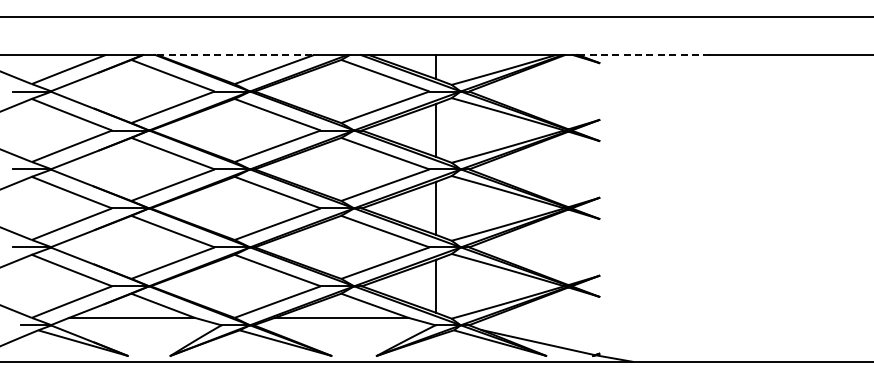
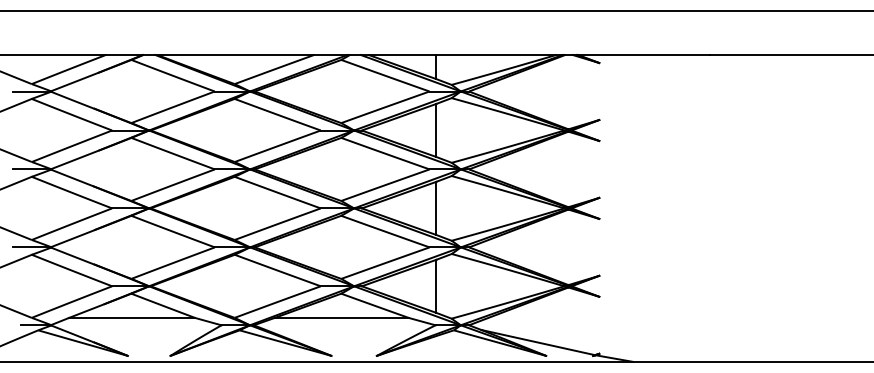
line position: (436, 17) -> (436, 11) (436, 11)
line: dashed -> solid (236, 55)
line: dashed -> solid (644, 55)
